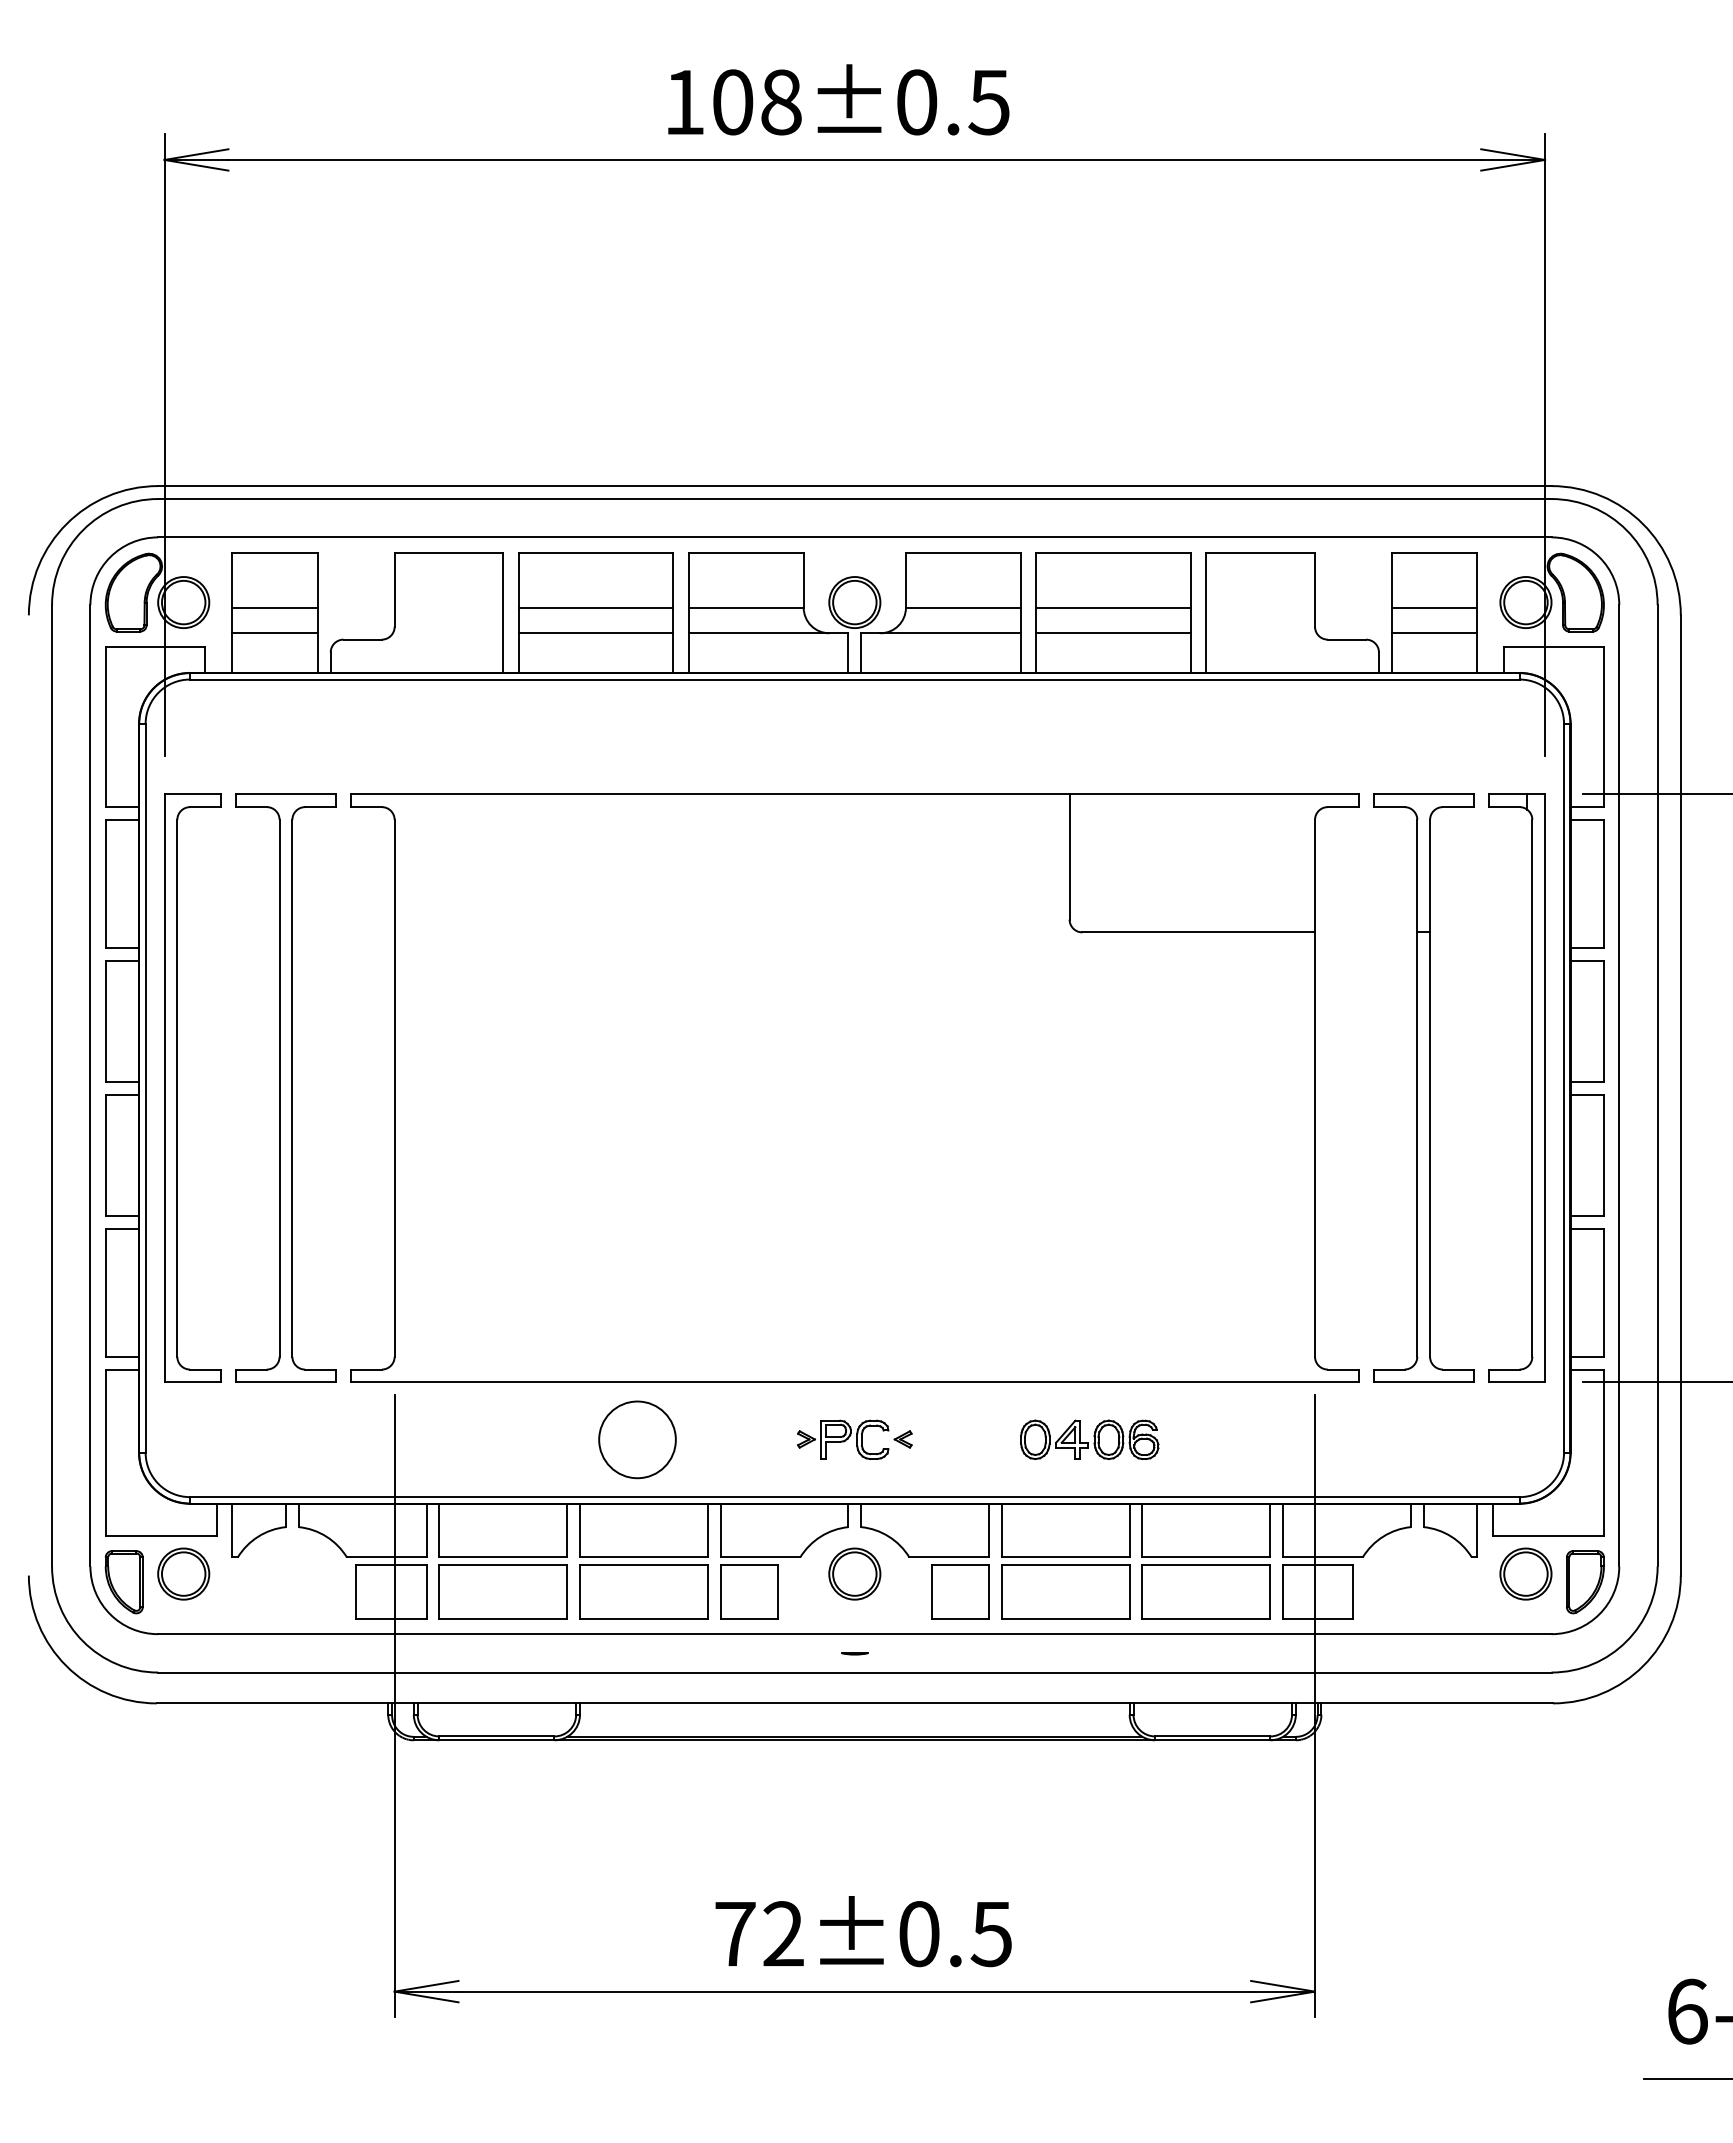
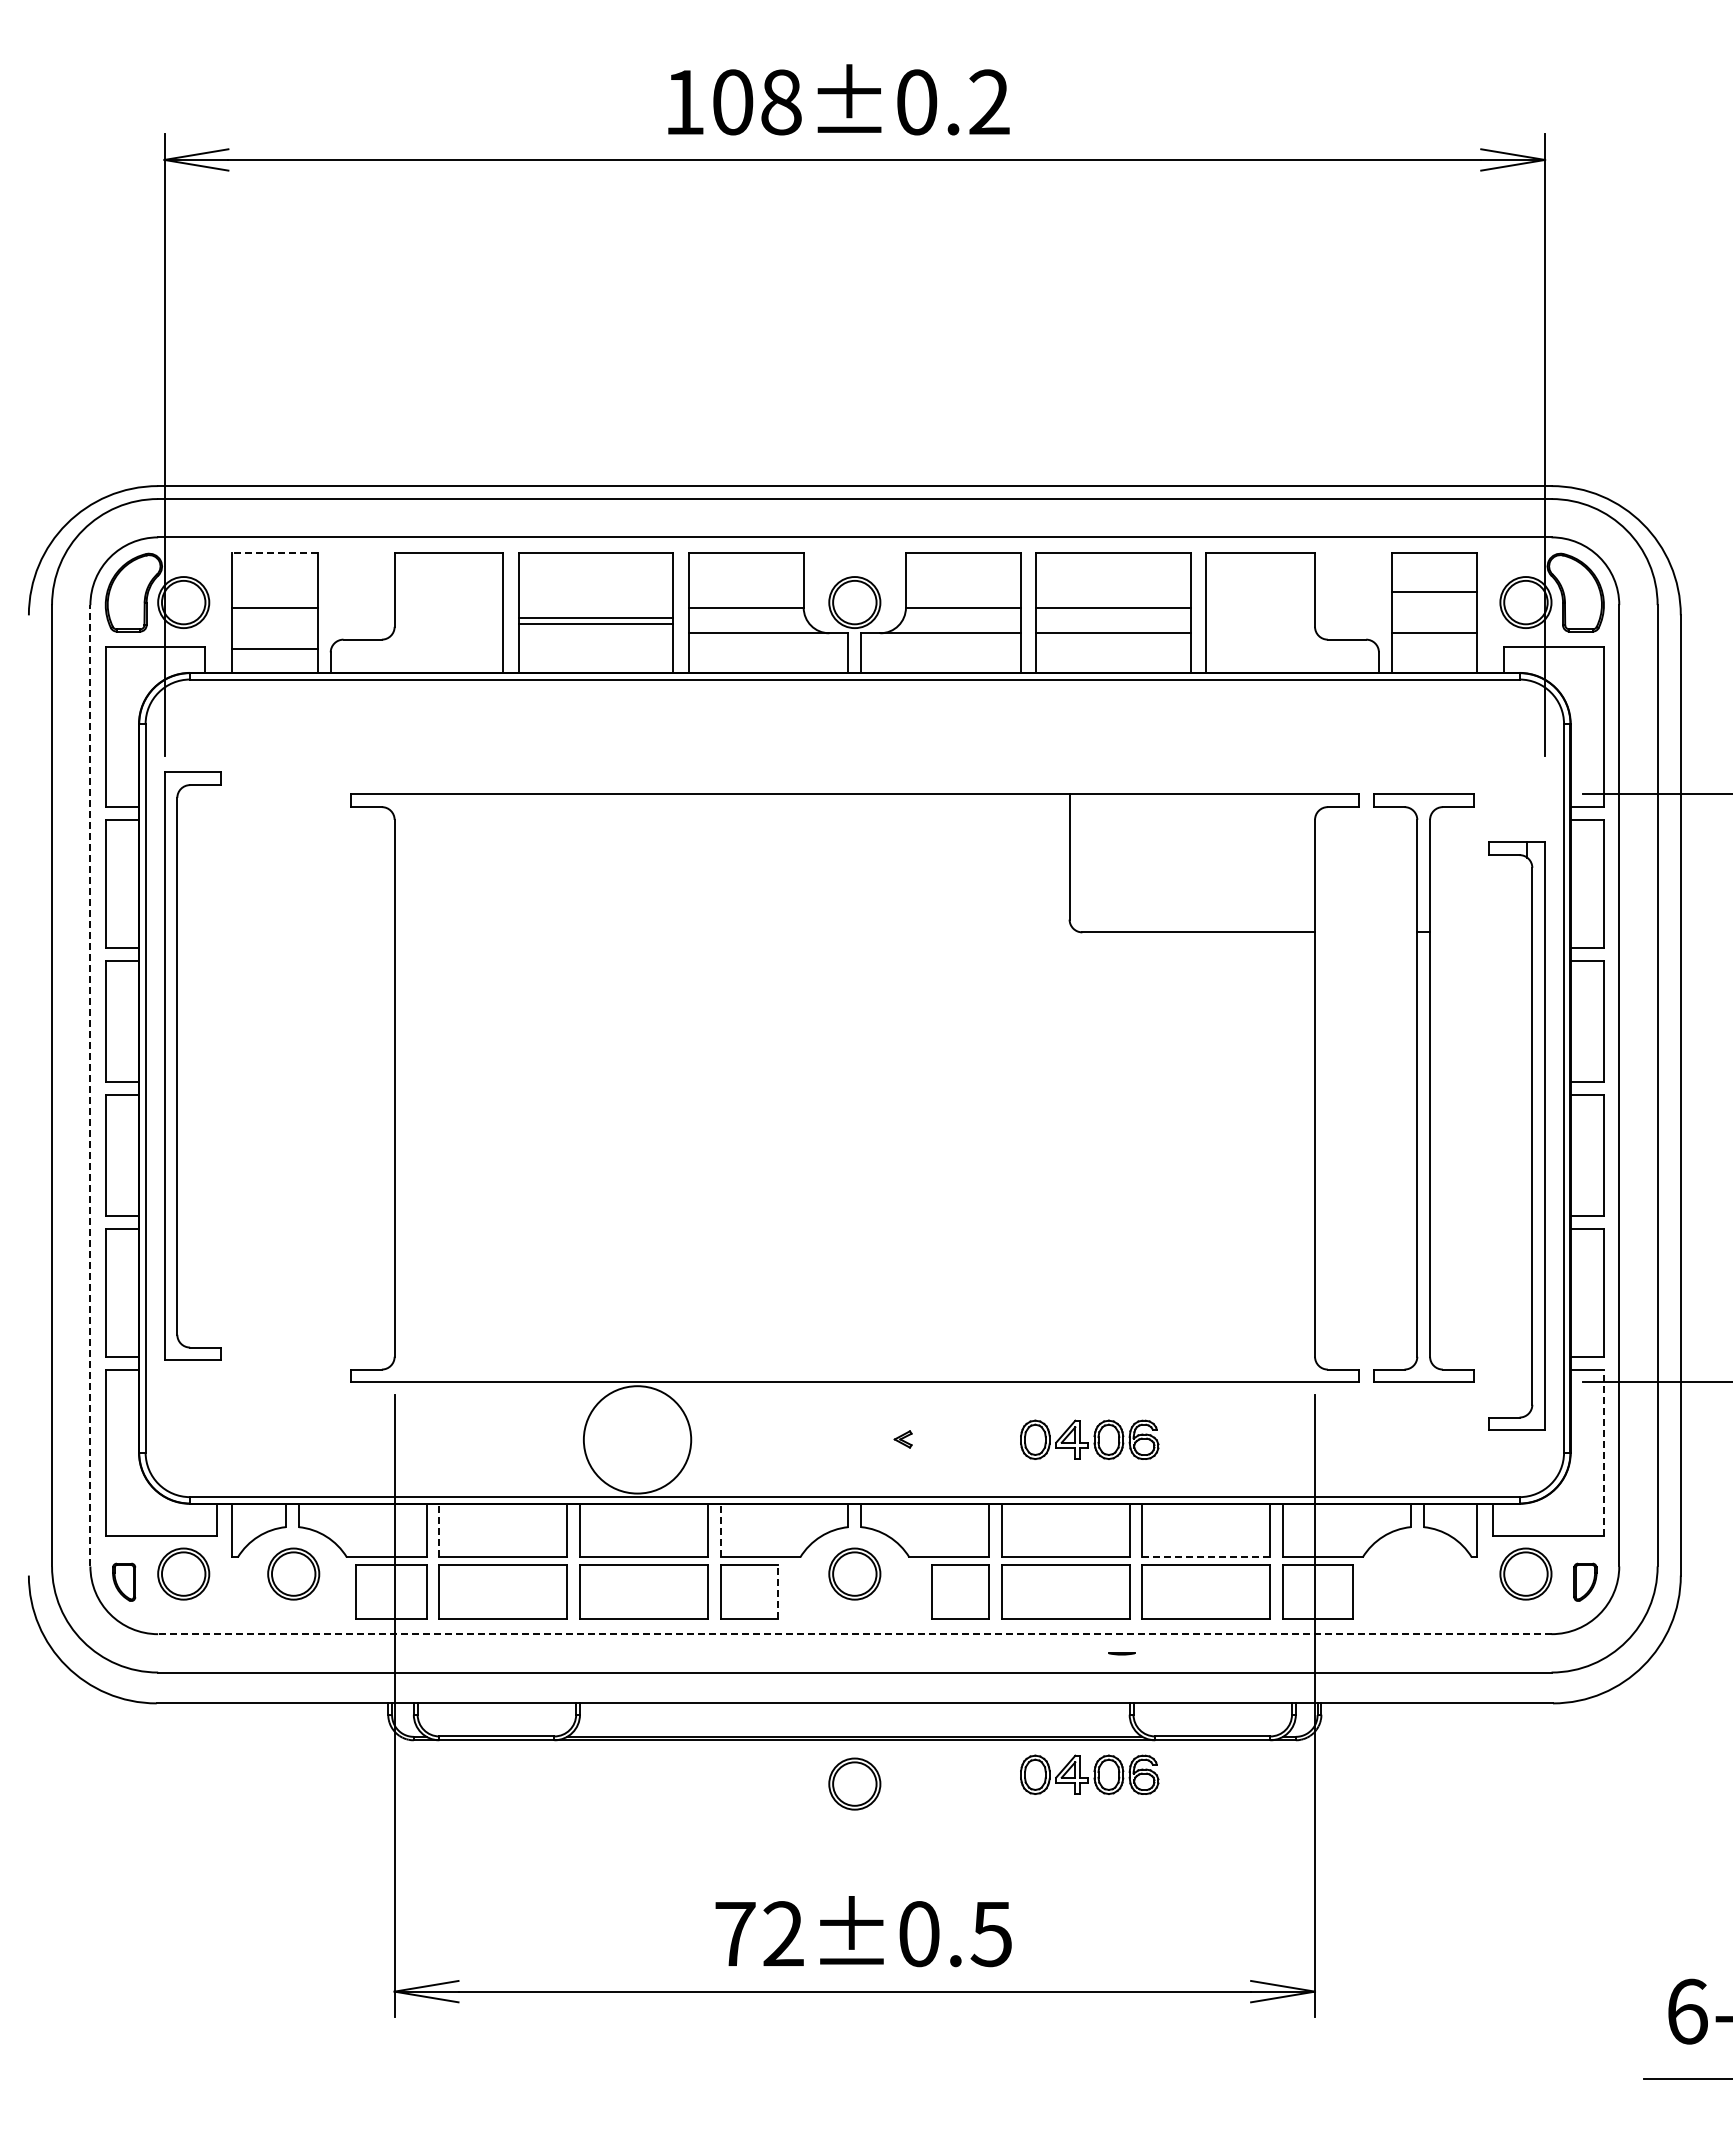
text: 108±0.5 -> 108±0.2 (988, 102)
line: solid -> dashed (275, 552)
line position: (595, 607) -> (595, 623) (595, 623)
line position: (1434, 607) -> (1434, 591) (1434, 591)
line position: (274, 633) -> (274, 649) (274, 649)
line position: (595, 633) -> (595, 618) (595, 618)
line: solid -> dashed (90, 1085)
part position: (177, 1087) -> (177, 1065) (177, 1065)
part: present -> none (285, 1087)
part position: (1531, 1087) -> (1531, 1135) (1531, 1135)
circle diameter: 77 px -> 107 px (637, 1439)
part: present -> none (843, 1439)
line: solid -> dashed (1603, 1452)
line: solid -> dashed (439, 1530)
line: solid -> dashed (720, 1530)
line: solid -> dashed (1206, 1557)
part: none -> present (293, 1573)
part size: 40x65 px -> 25x40 px (124, 1581)
part size: 39x65 px -> 25x40 px (1585, 1581)
line: solid -> dashed (778, 1592)
line: solid -> dashed (854, 1634)
line position: (854, 1653) -> (1121, 1653) (1121, 1653)
part: none -> present (1089, 1774)
part: none -> present (854, 1783)
